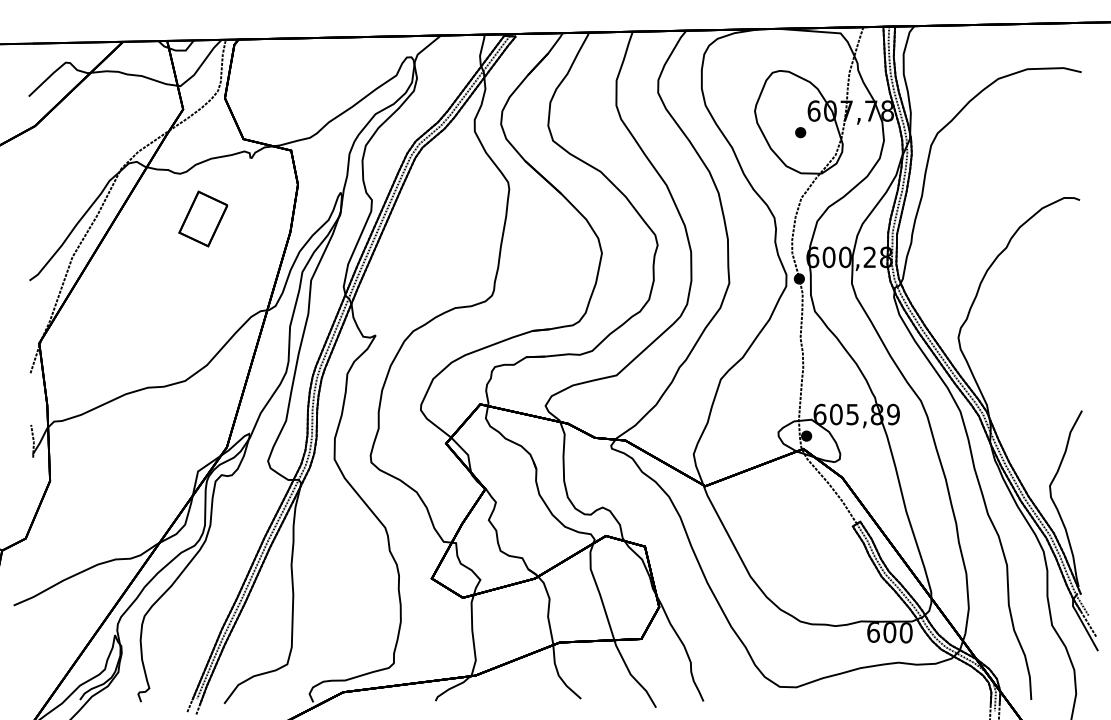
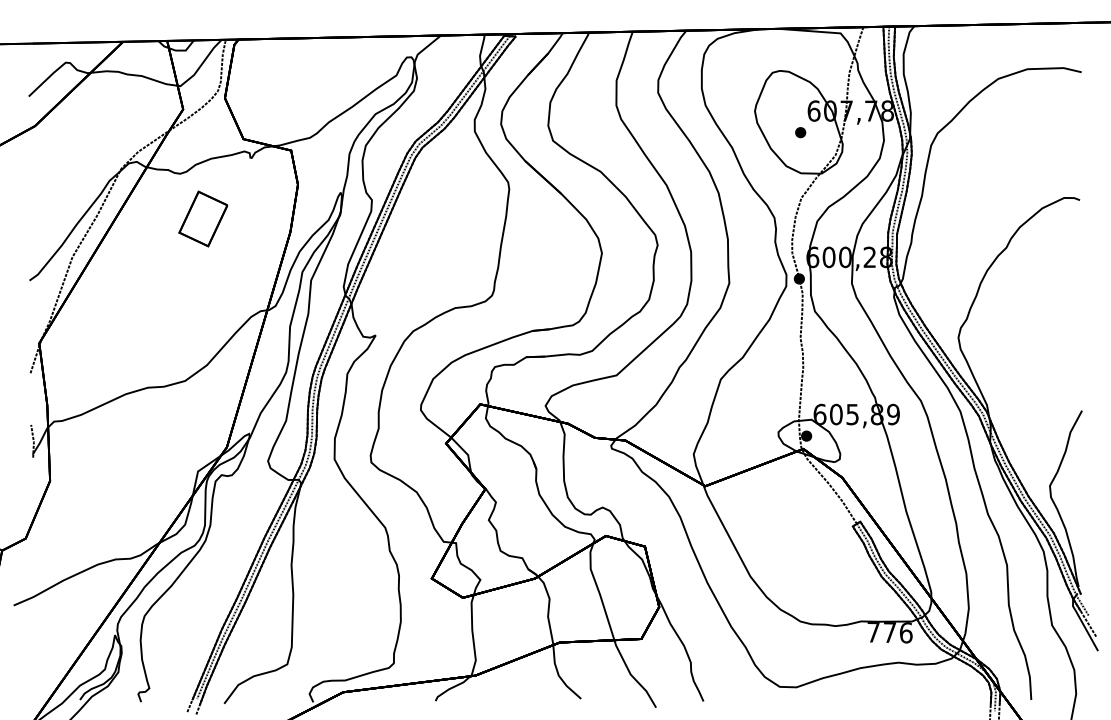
text: 600 -> 776 (889, 632)
